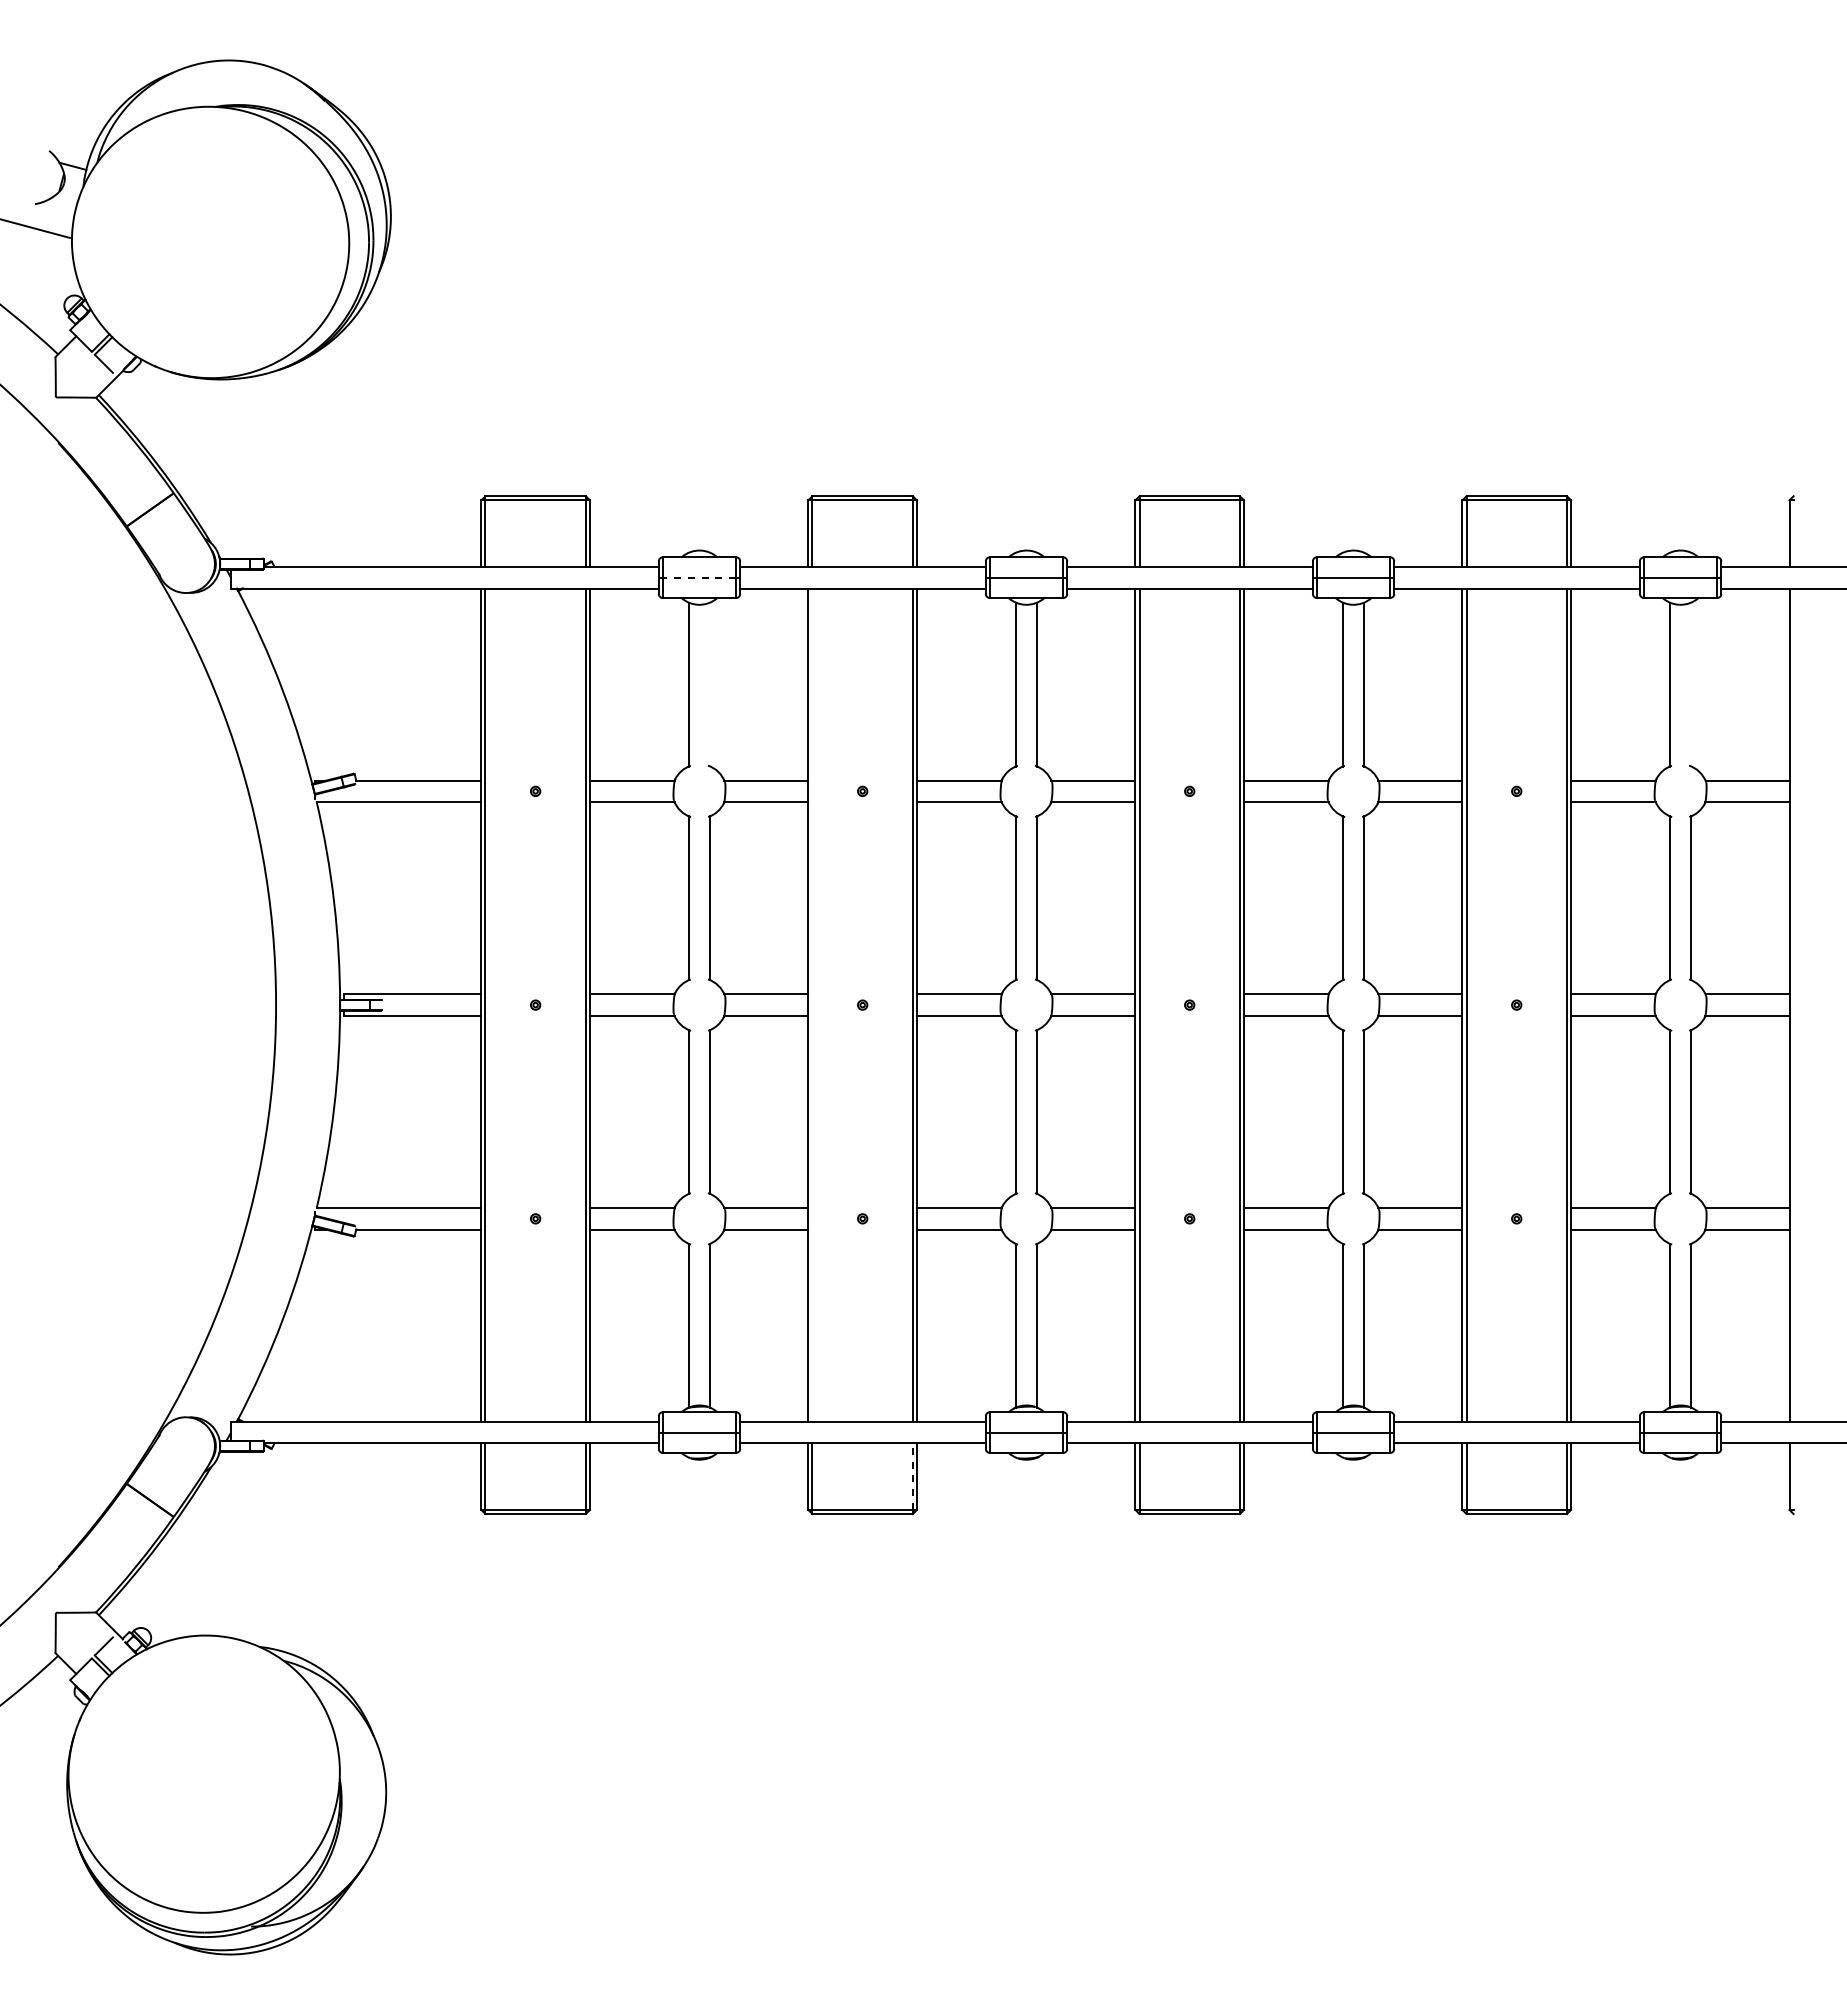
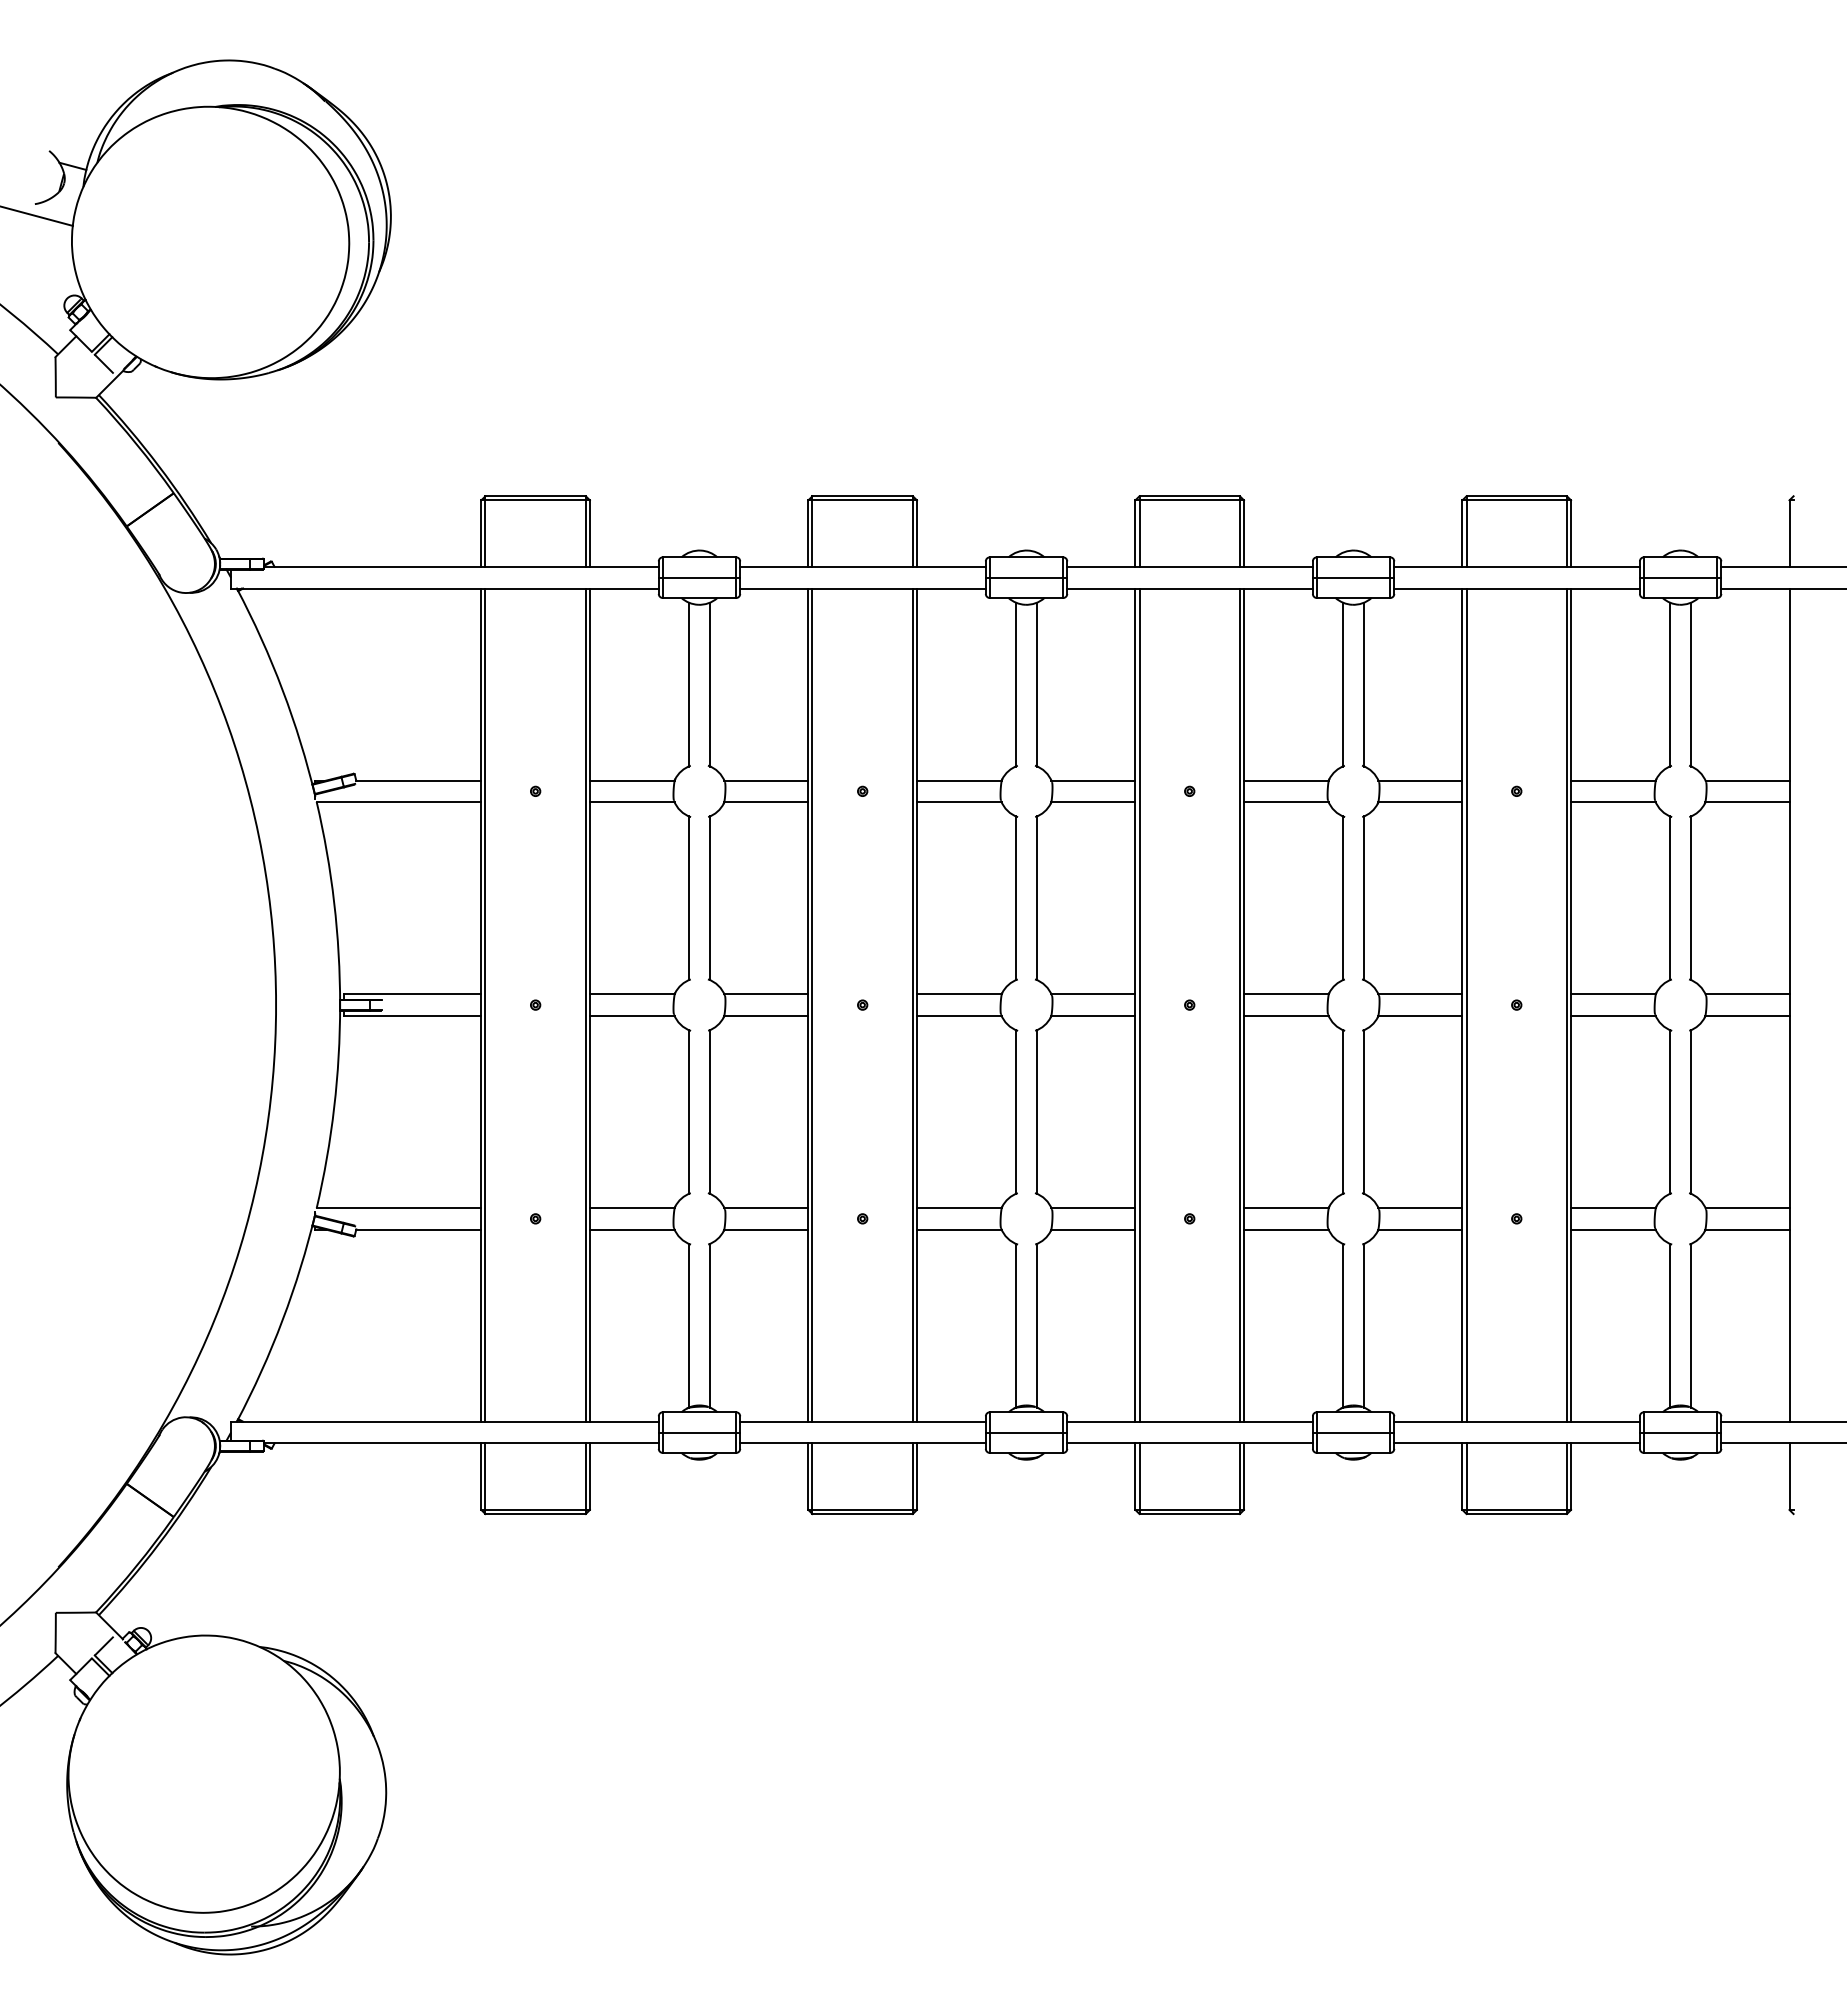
line position: (35, 228) -> (37, 216) (37, 216)
line: dashed -> solid (699, 577)
line: none -> present (710, 684)
line: none -> present (1691, 684)
line: none -> present (812, 1004)
line: dashed -> solid (912, 1476)
